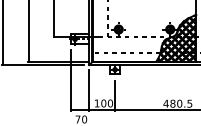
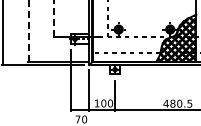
line: solid -> dashed (54, 18)
line: solid -> dashed (28, 30)
